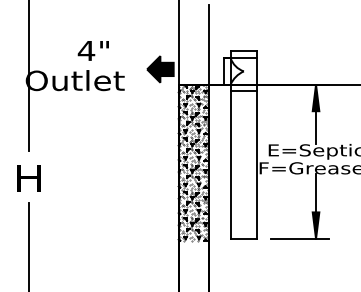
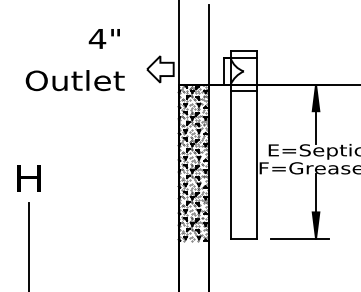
text position: (92, 50) -> (103, 38) (103, 38)
fill: present -> none (160, 69)
line: present -> none (29, 76)
